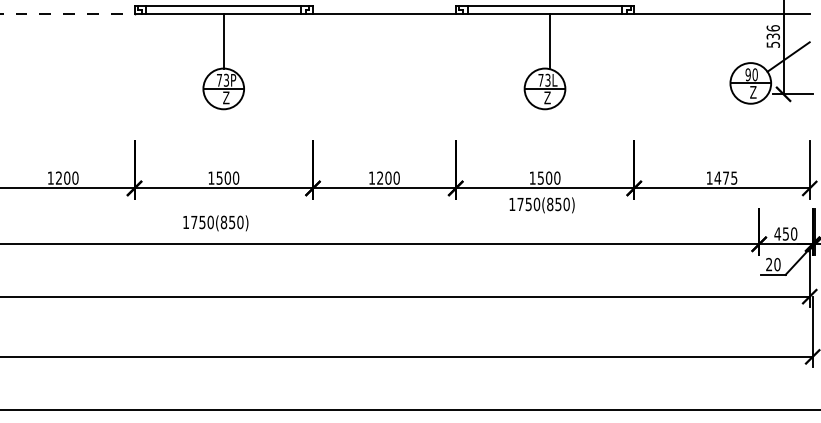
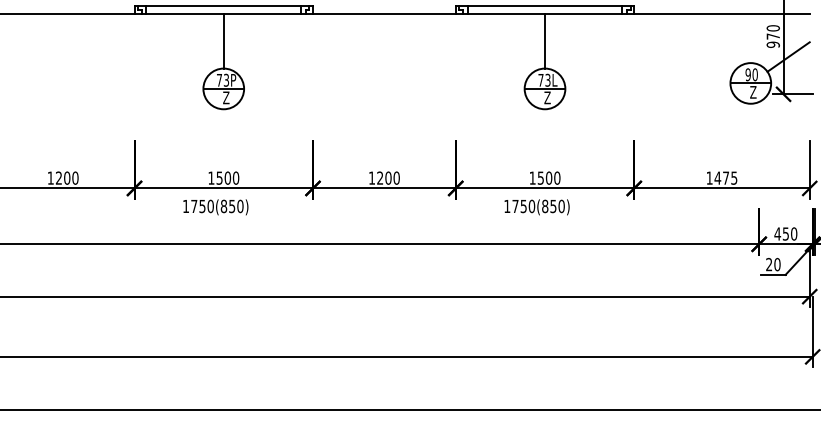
line: dashed -> solid (67, 13)
text: 536 -> 970 (772, 36)
line position: (550, 40) -> (545, 40) (545, 40)
text position: (541, 205) -> (536, 207) (536, 207)
text position: (215, 223) -> (215, 207) (215, 207)
